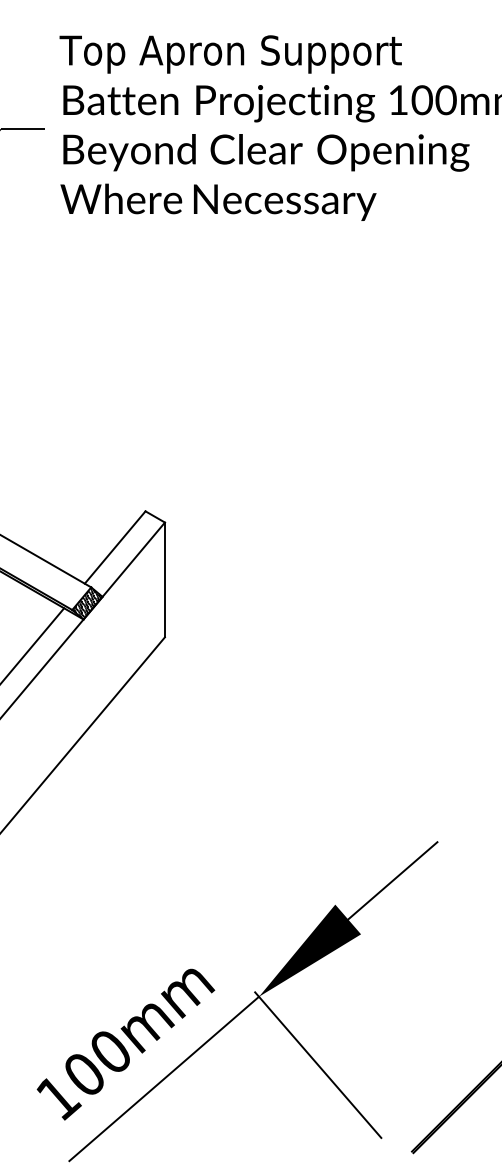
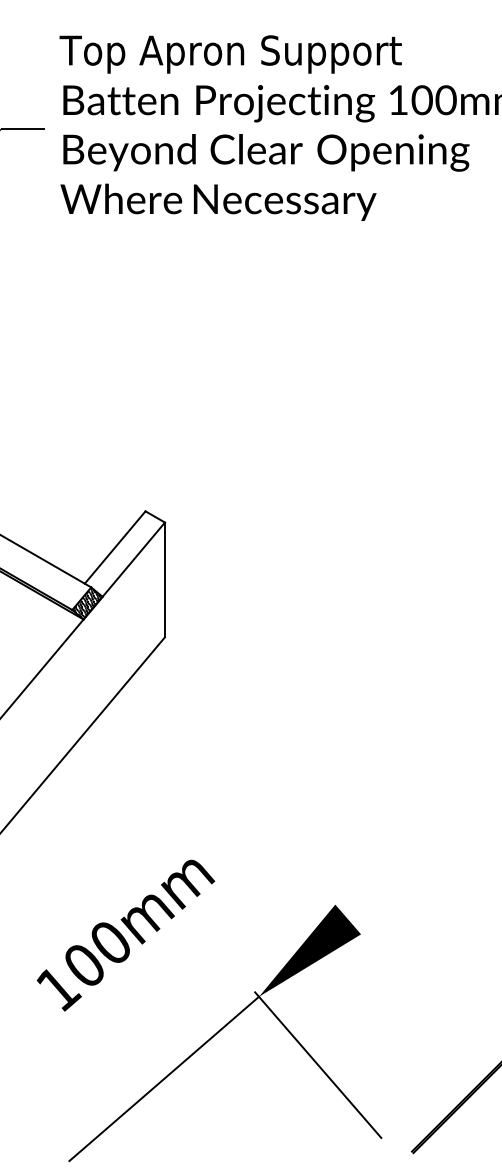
line: present -> none (33, 645)
line: present -> none (392, 880)
text position: (125, 1044) -> (125, 935) (125, 935)
